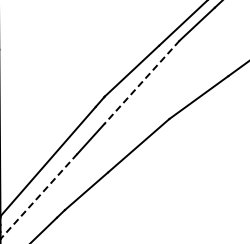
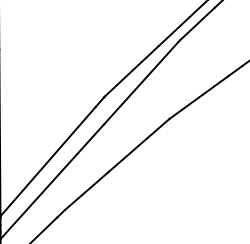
line: dashed -> solid (141, 82)
line: dashed -> solid (38, 196)
